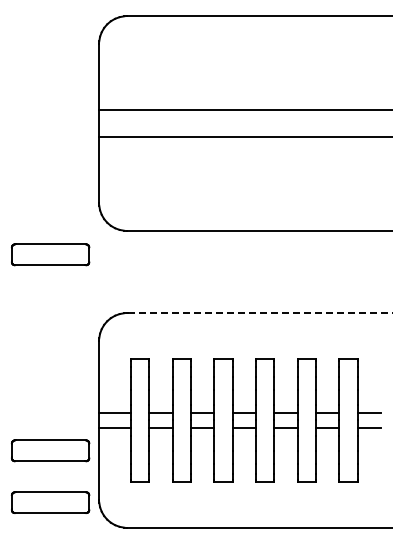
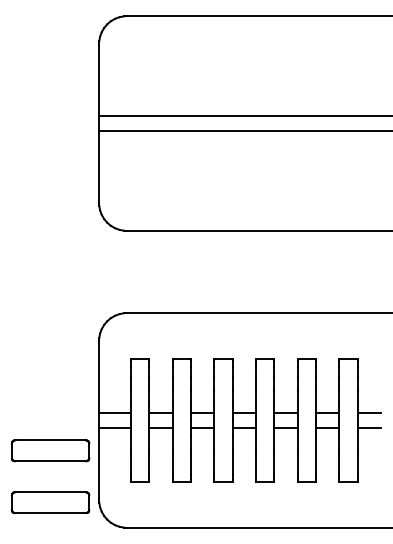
line position: (244, 109) -> (244, 115) (244, 115)
line position: (244, 137) -> (244, 131) (244, 131)
part: present -> none (50, 254)
line: dashed -> solid (260, 313)
